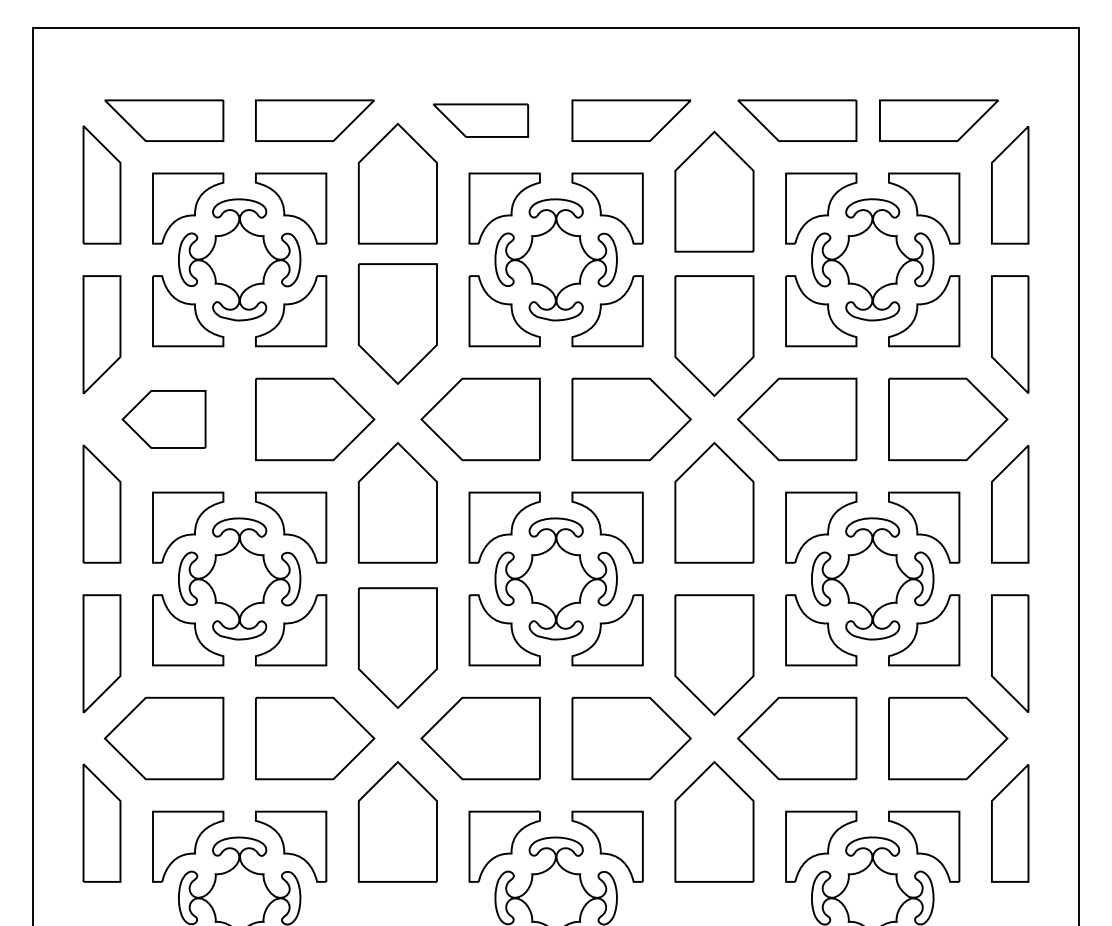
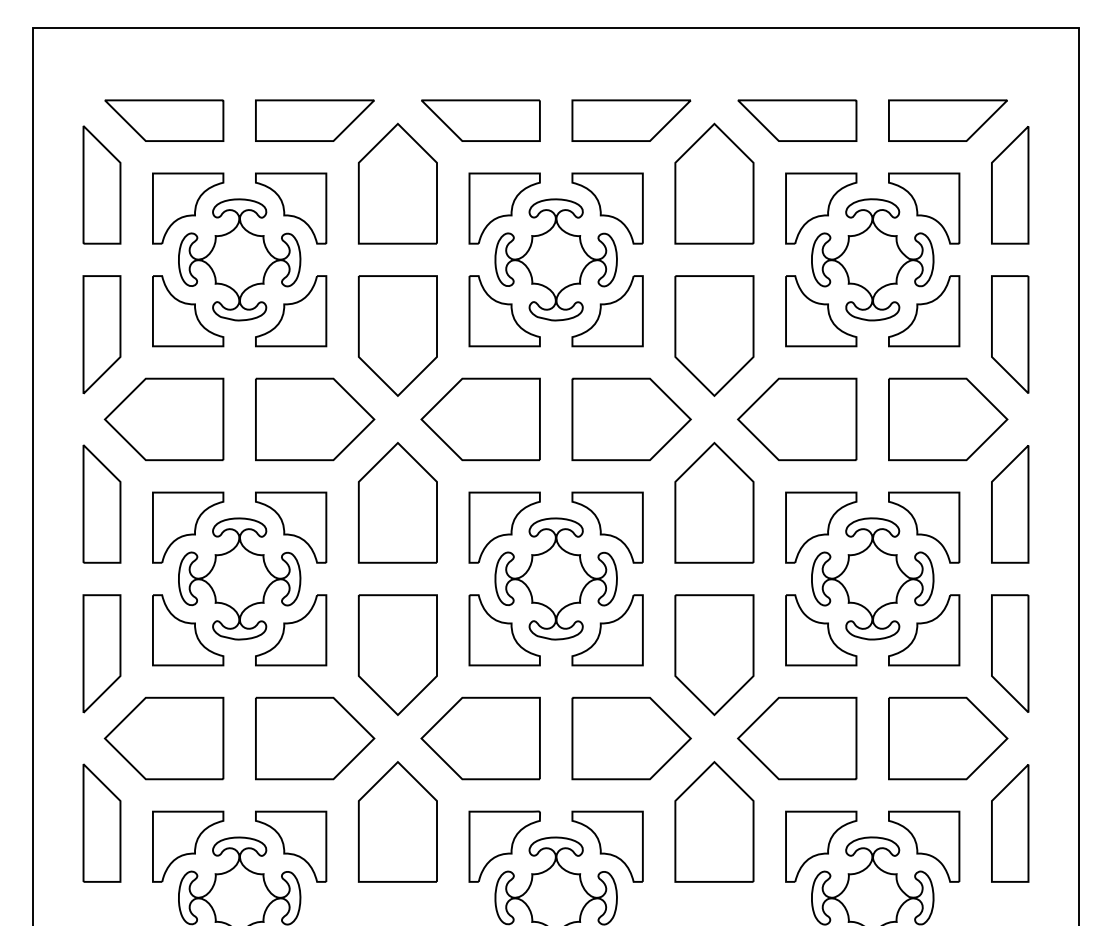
part size: 96x35 px -> 120x43 px (480, 120)
part position: (938, 120) -> (947, 120) (947, 120)
part position: (714, 191) -> (714, 183) (714, 183)
part position: (397, 323) -> (397, 335) (397, 335)
part size: 86x59 px -> 122x85 px (163, 419)
part position: (397, 647) -> (397, 654) (397, 654)
